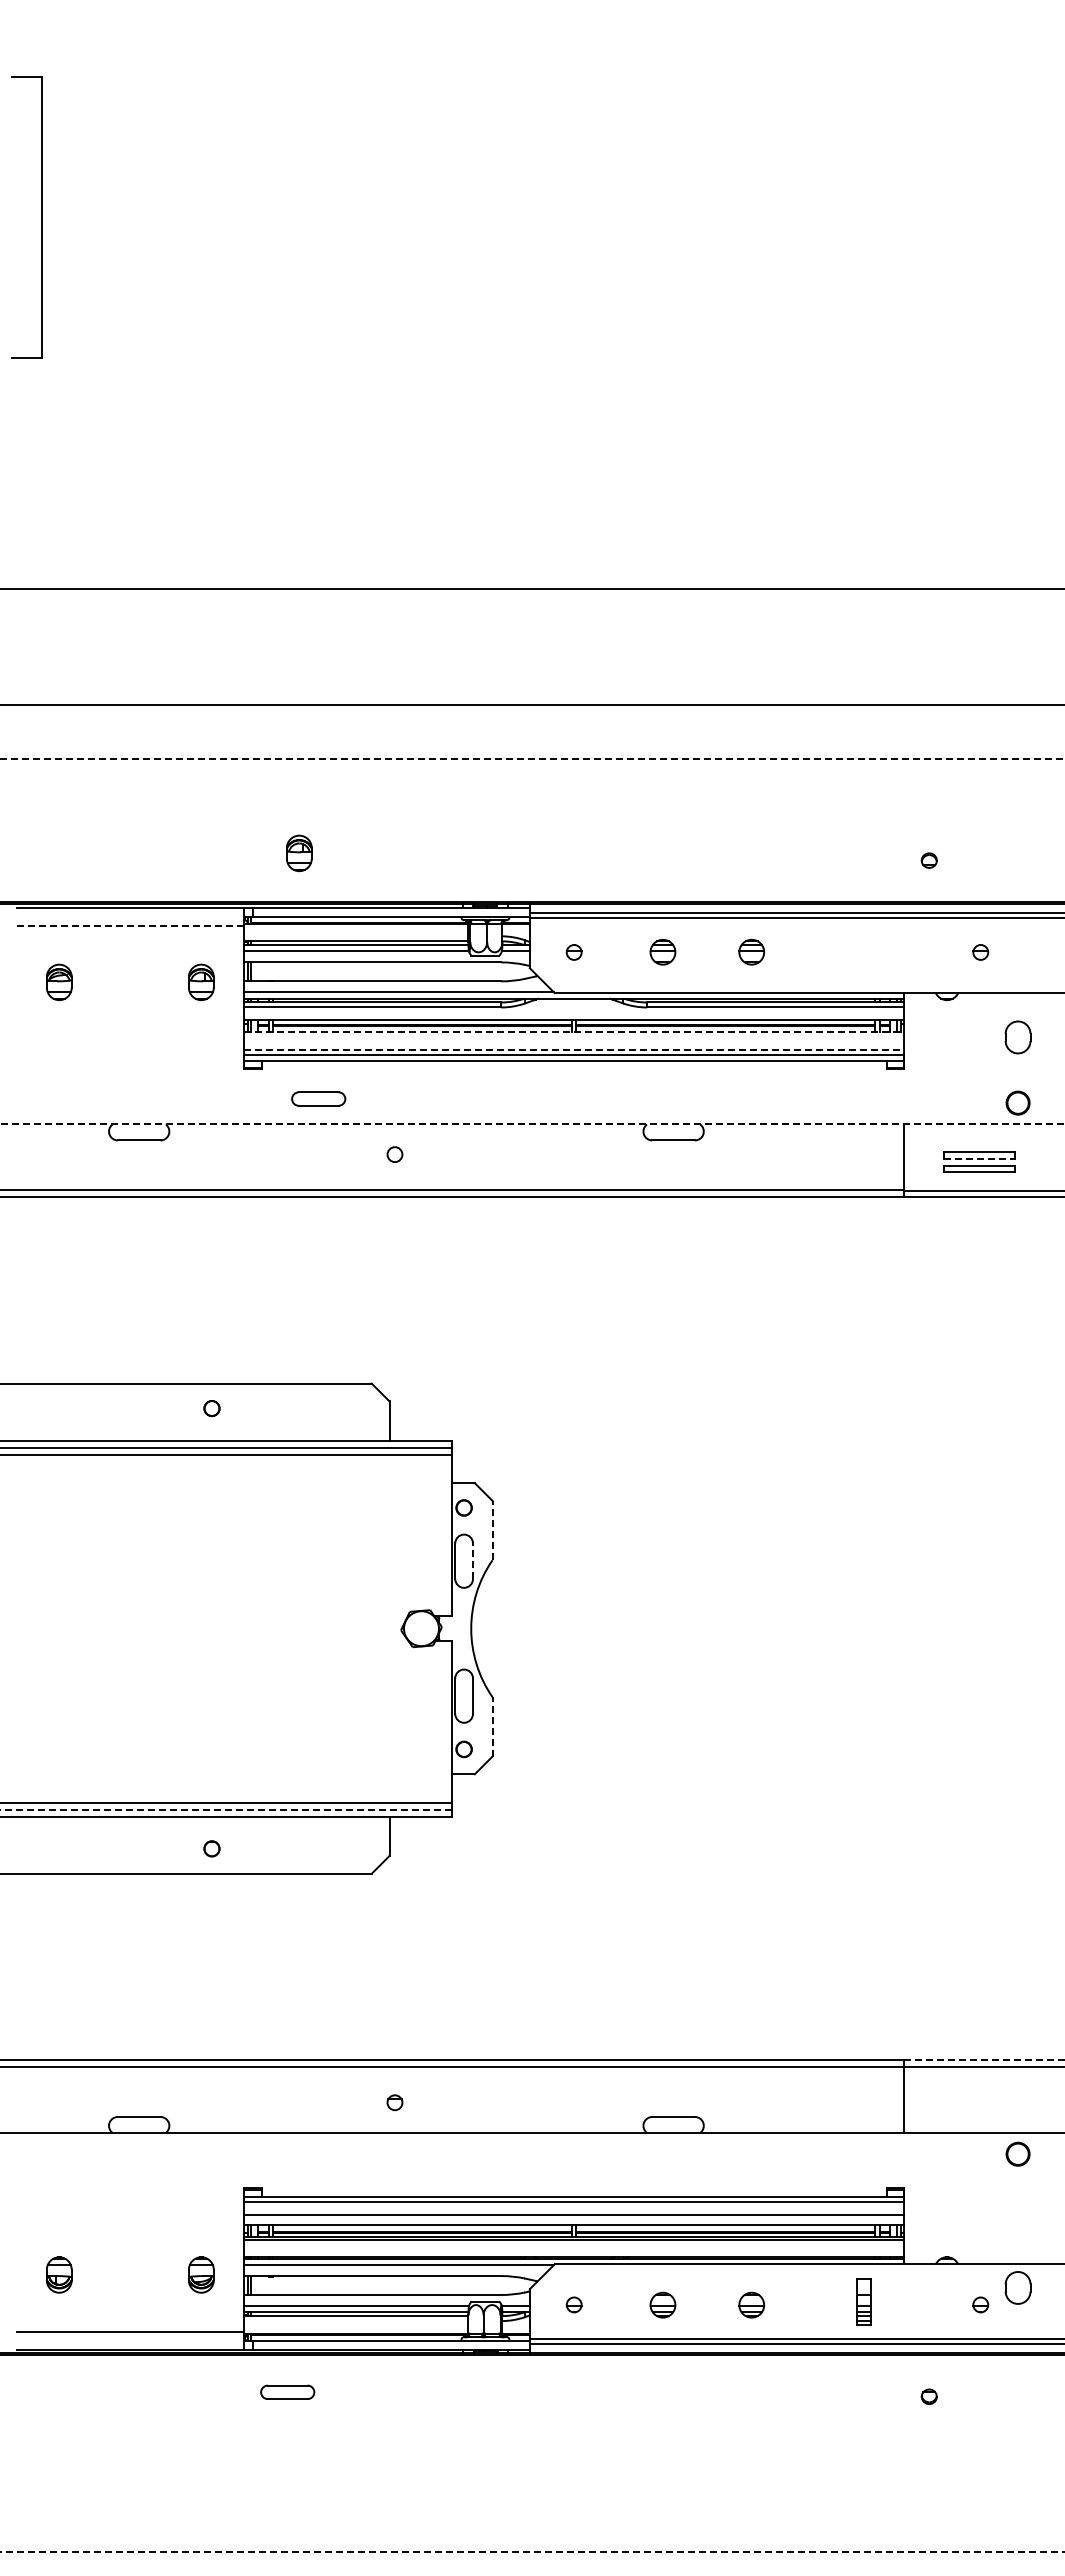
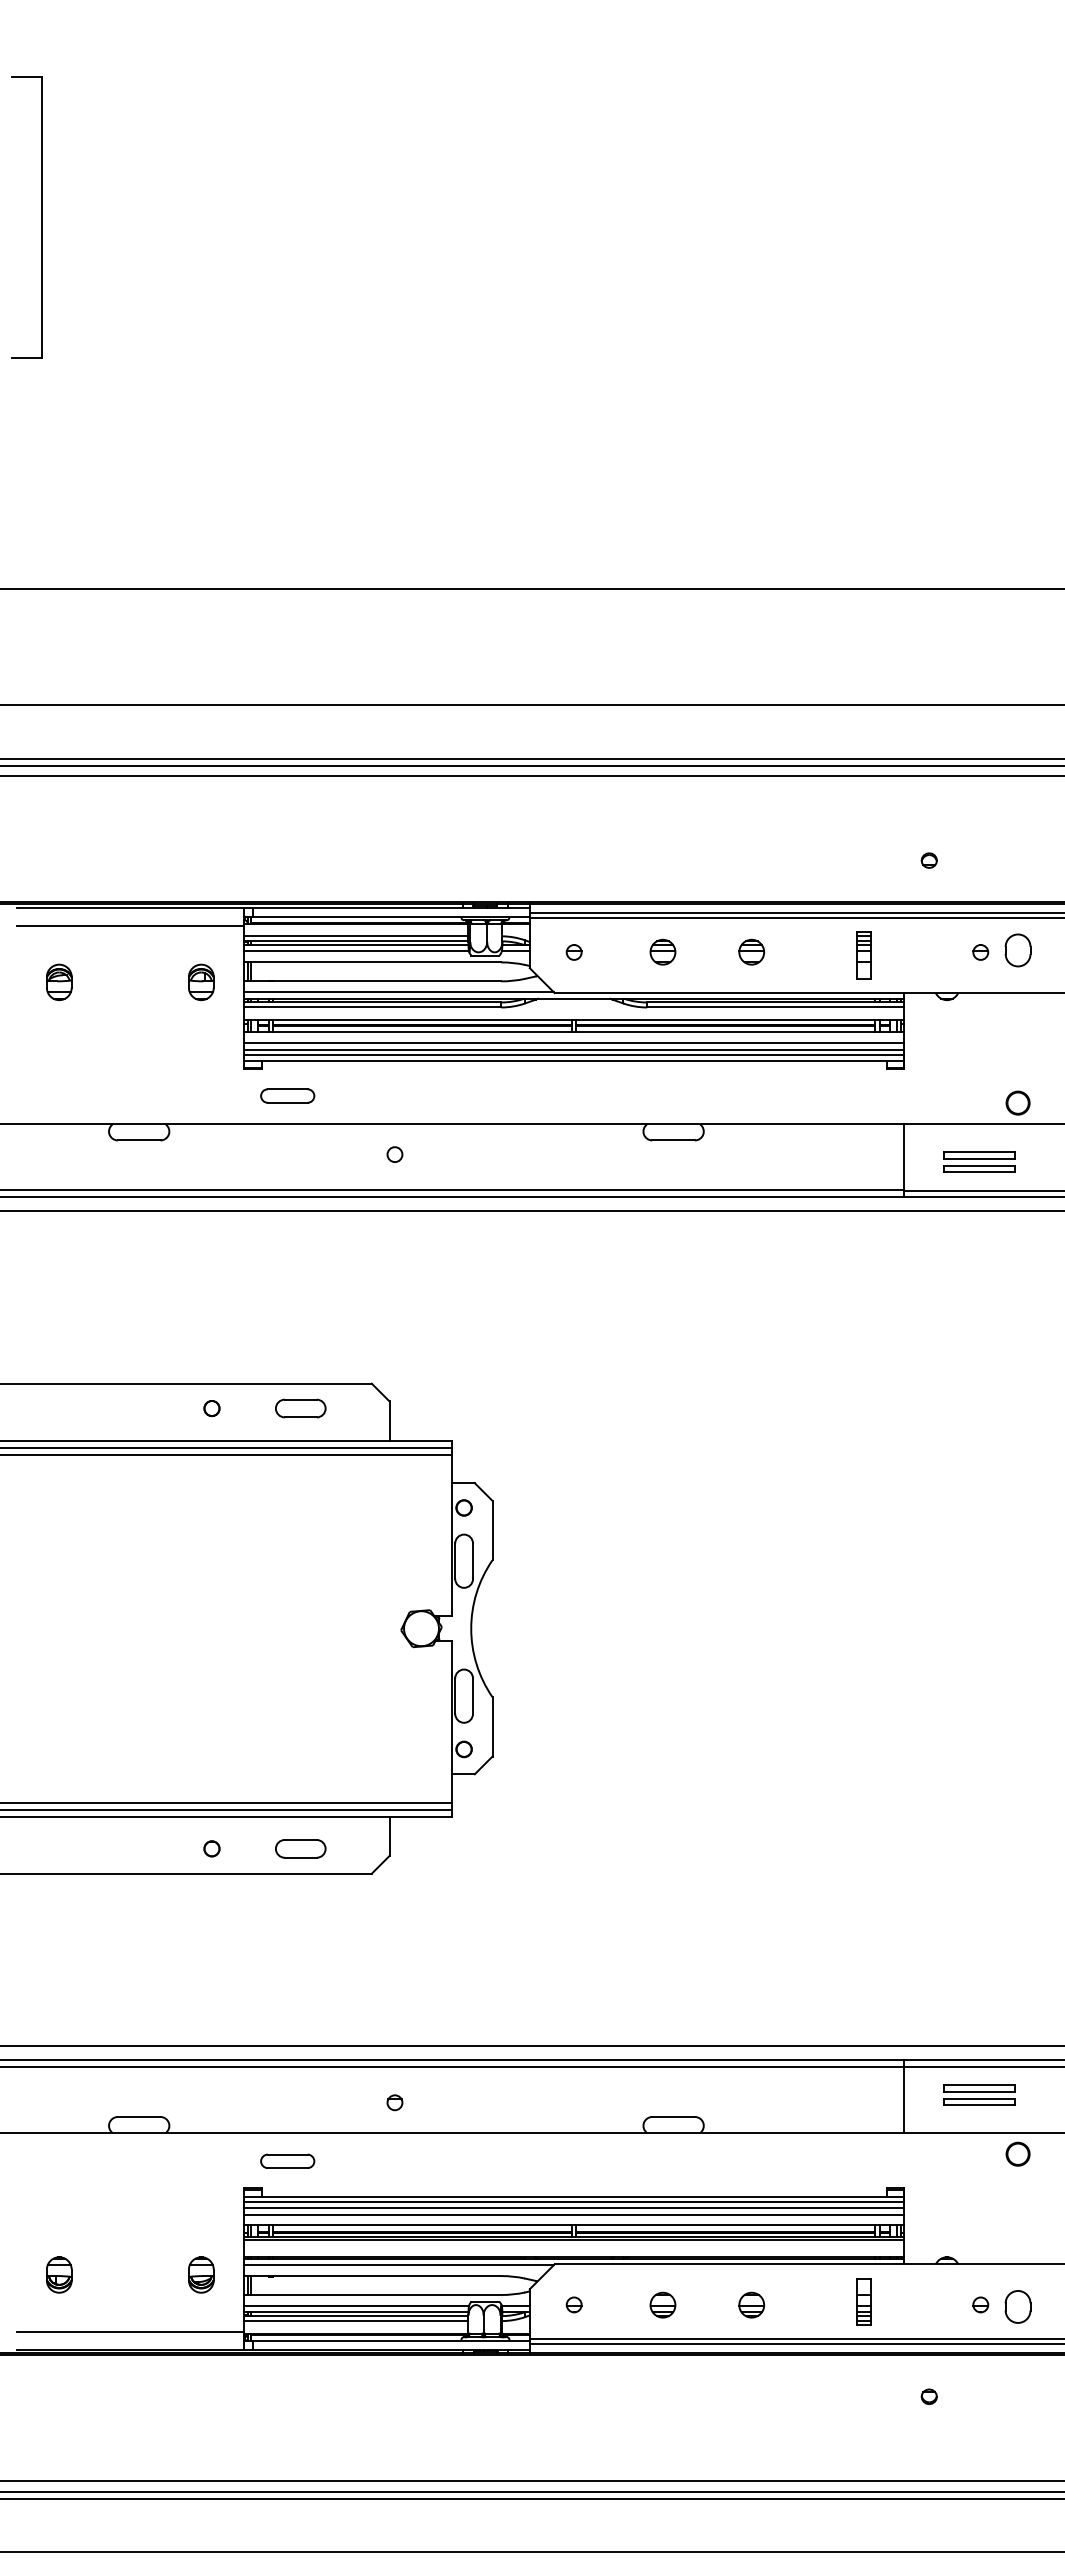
line: dashed -> solid (532, 758)
line: none -> present (531, 765)
line: none -> present (531, 776)
part: present -> none (299, 853)
line: dashed -> solid (130, 925)
line: none -> present (355, 936)
part: none -> present (863, 955)
line: dashed -> solid (574, 1032)
part position: (1017, 1037) -> (1017, 950) (1017, 950)
line: none -> present (573, 1042)
line: dashed -> solid (574, 1049)
part position: (318, 1098) -> (287, 1095) (287, 1095)
line: dashed -> solid (532, 1124)
line: dashed -> solid (979, 1158)
line: none -> present (531, 1211)
part: none -> present (300, 1408)
line: dashed -> solid (492, 1530)
line: dashed -> solid (473, 1561)
line: dashed -> solid (492, 1726)
line: dashed -> solid (225, 1809)
part: none -> present (300, 1848)
line: none -> present (531, 2045)
line: dashed -> solid (984, 2060)
part: none -> present (979, 2094)
line: none -> present (573, 2207)
part position: (1017, 2287) -> (1017, 2306) (1017, 2306)
line: none -> present (355, 2321)
part position: (287, 2391) -> (287, 2160) (287, 2160)
line: none -> present (531, 2481)
line: none -> present (531, 2491)
line: none -> present (531, 2498)
line: dashed -> solid (531, 2551)
